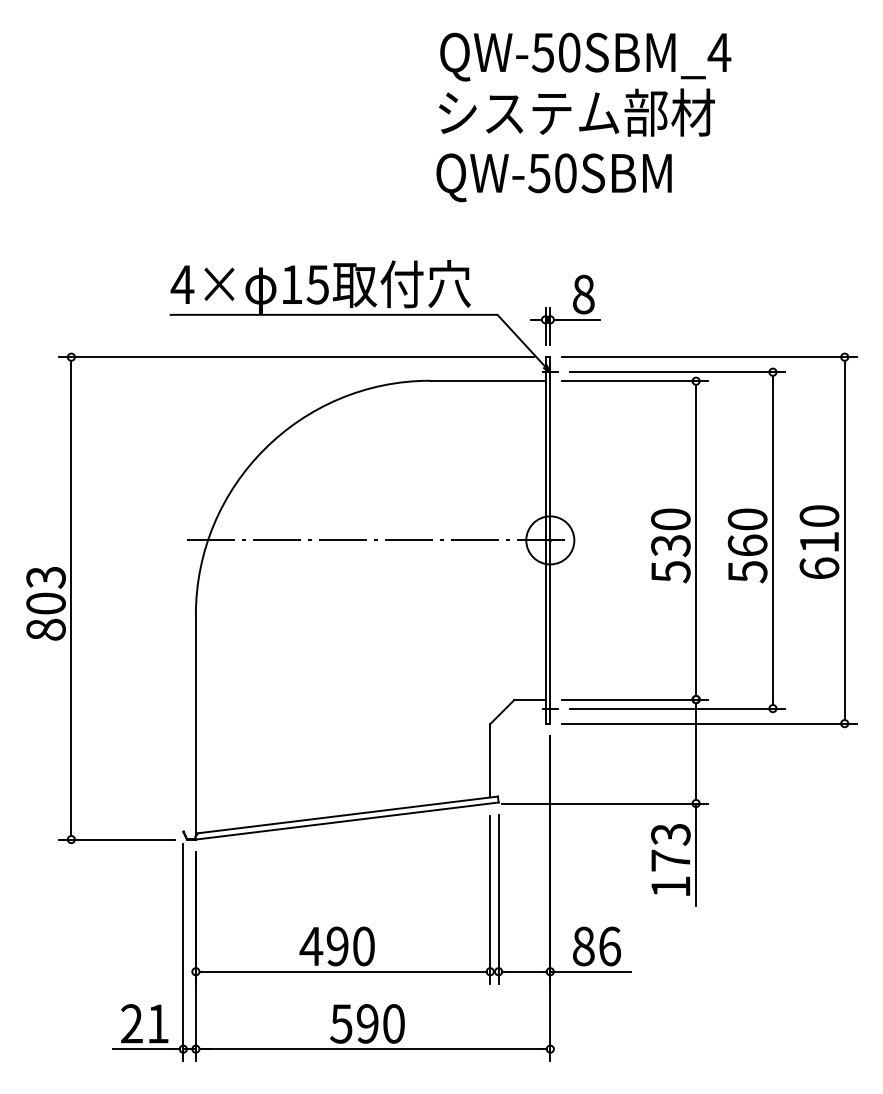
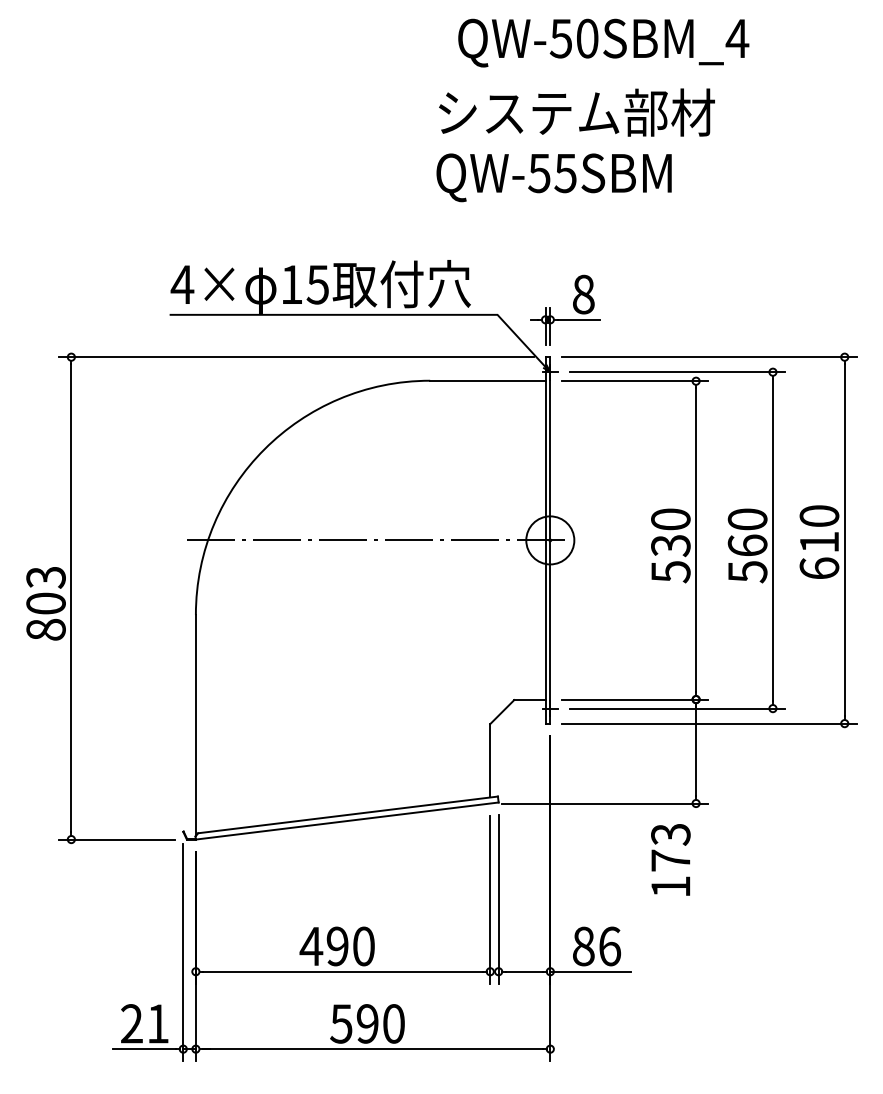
text position: (585, 56) -> (603, 42) (603, 42)
text: QW-50SBM -> QW-55SBM (565, 173)
line: present -> none (696, 854)
